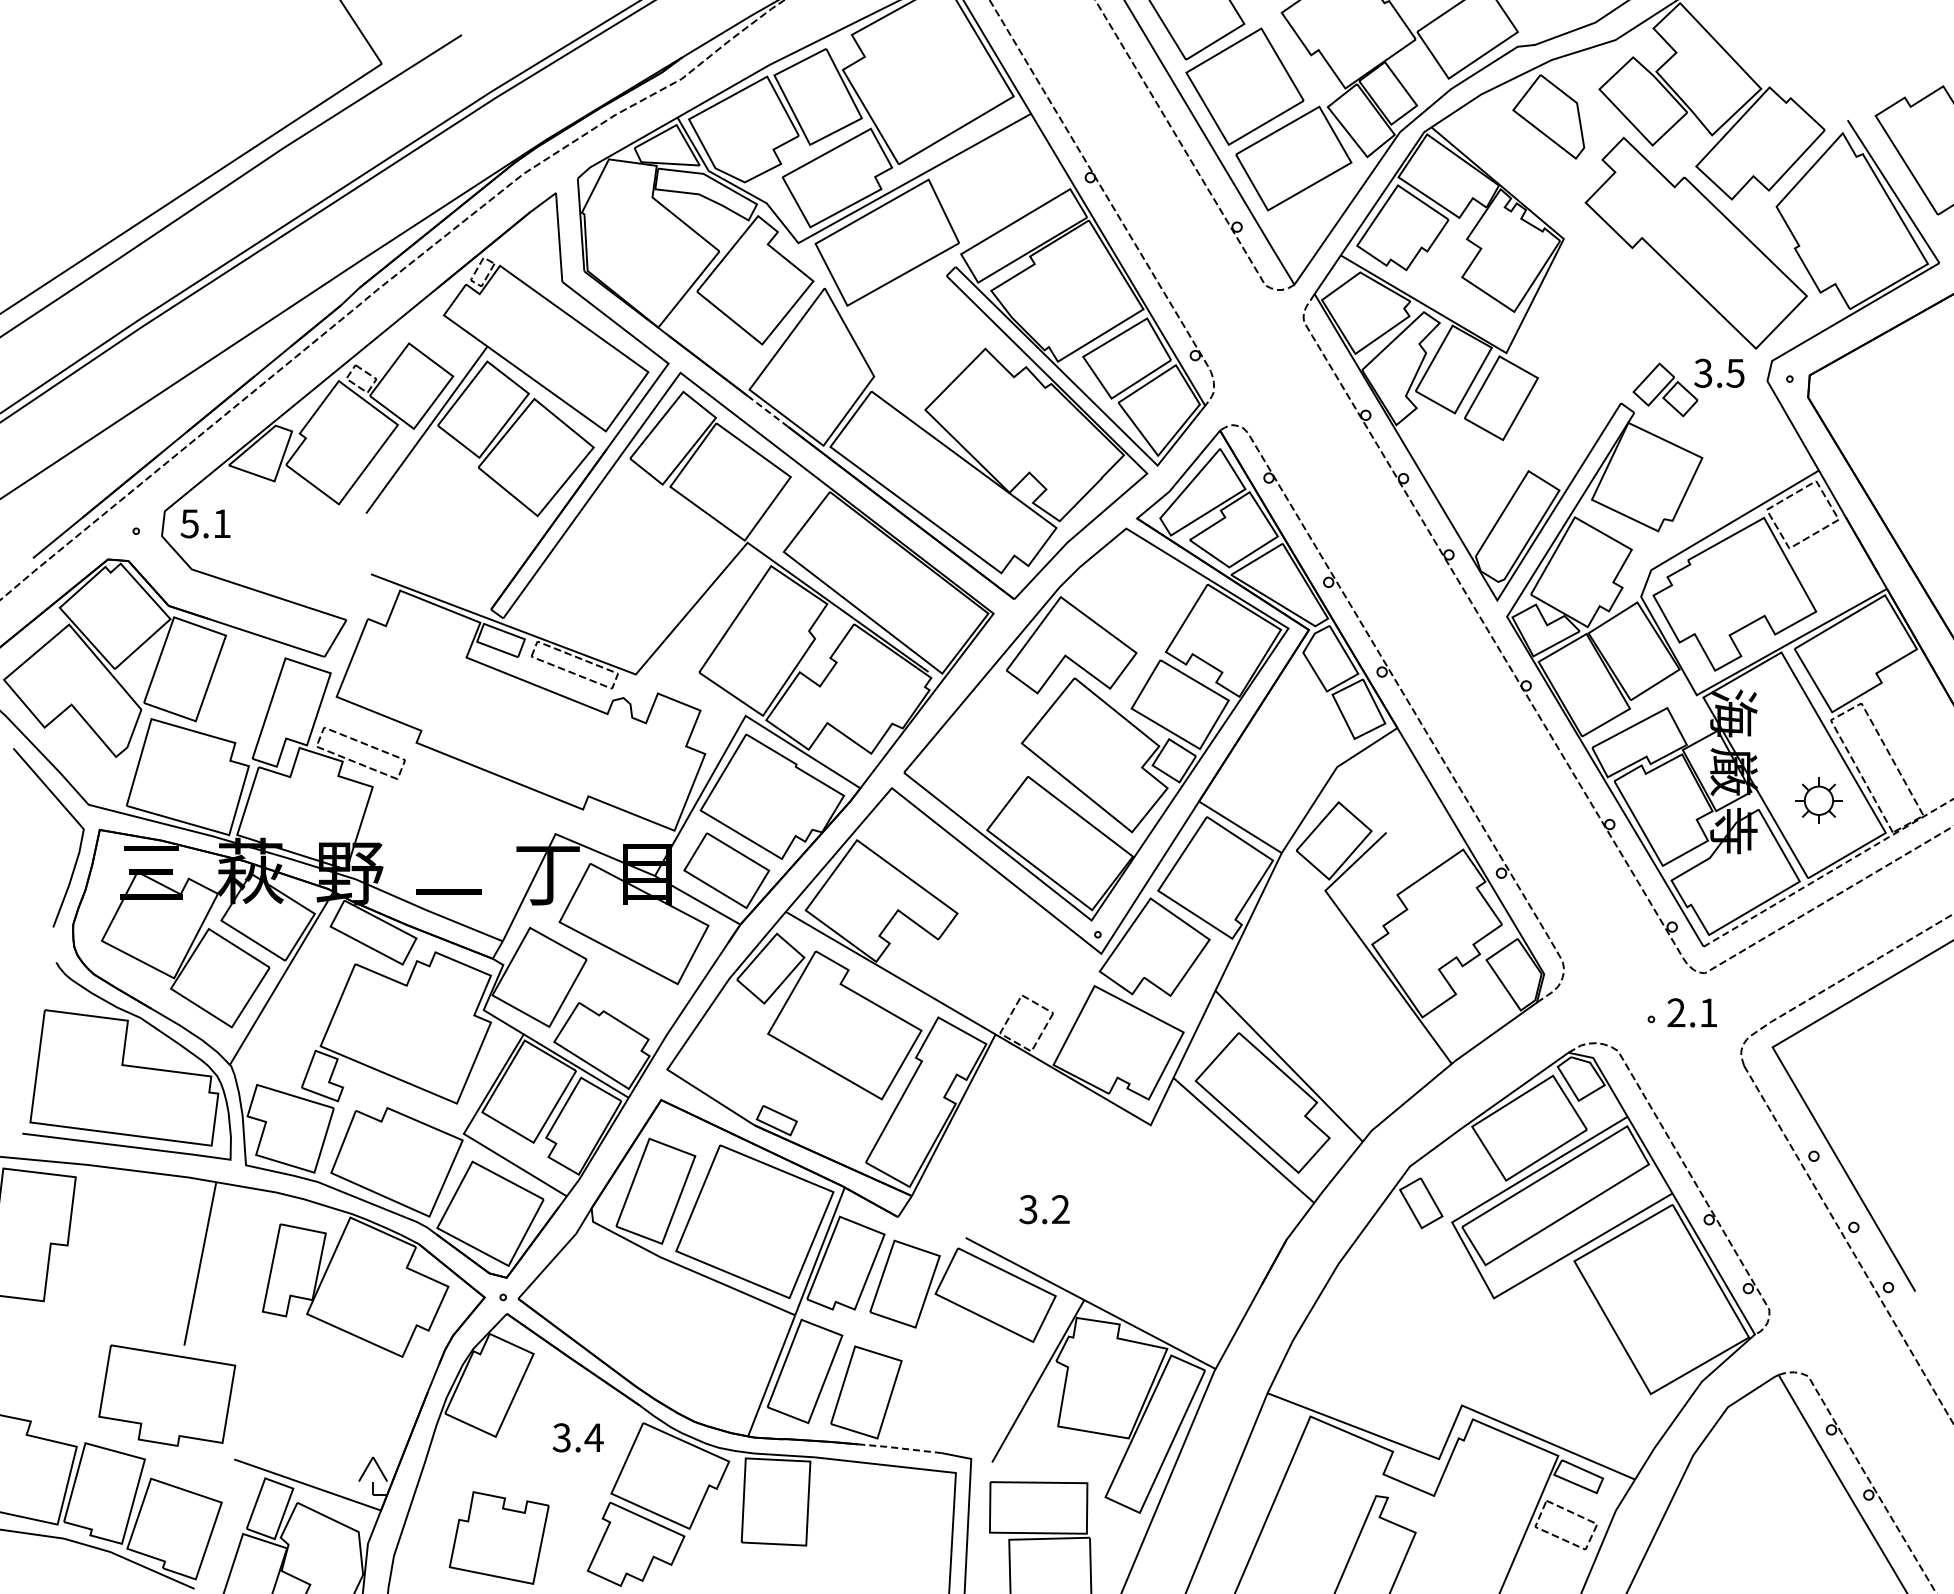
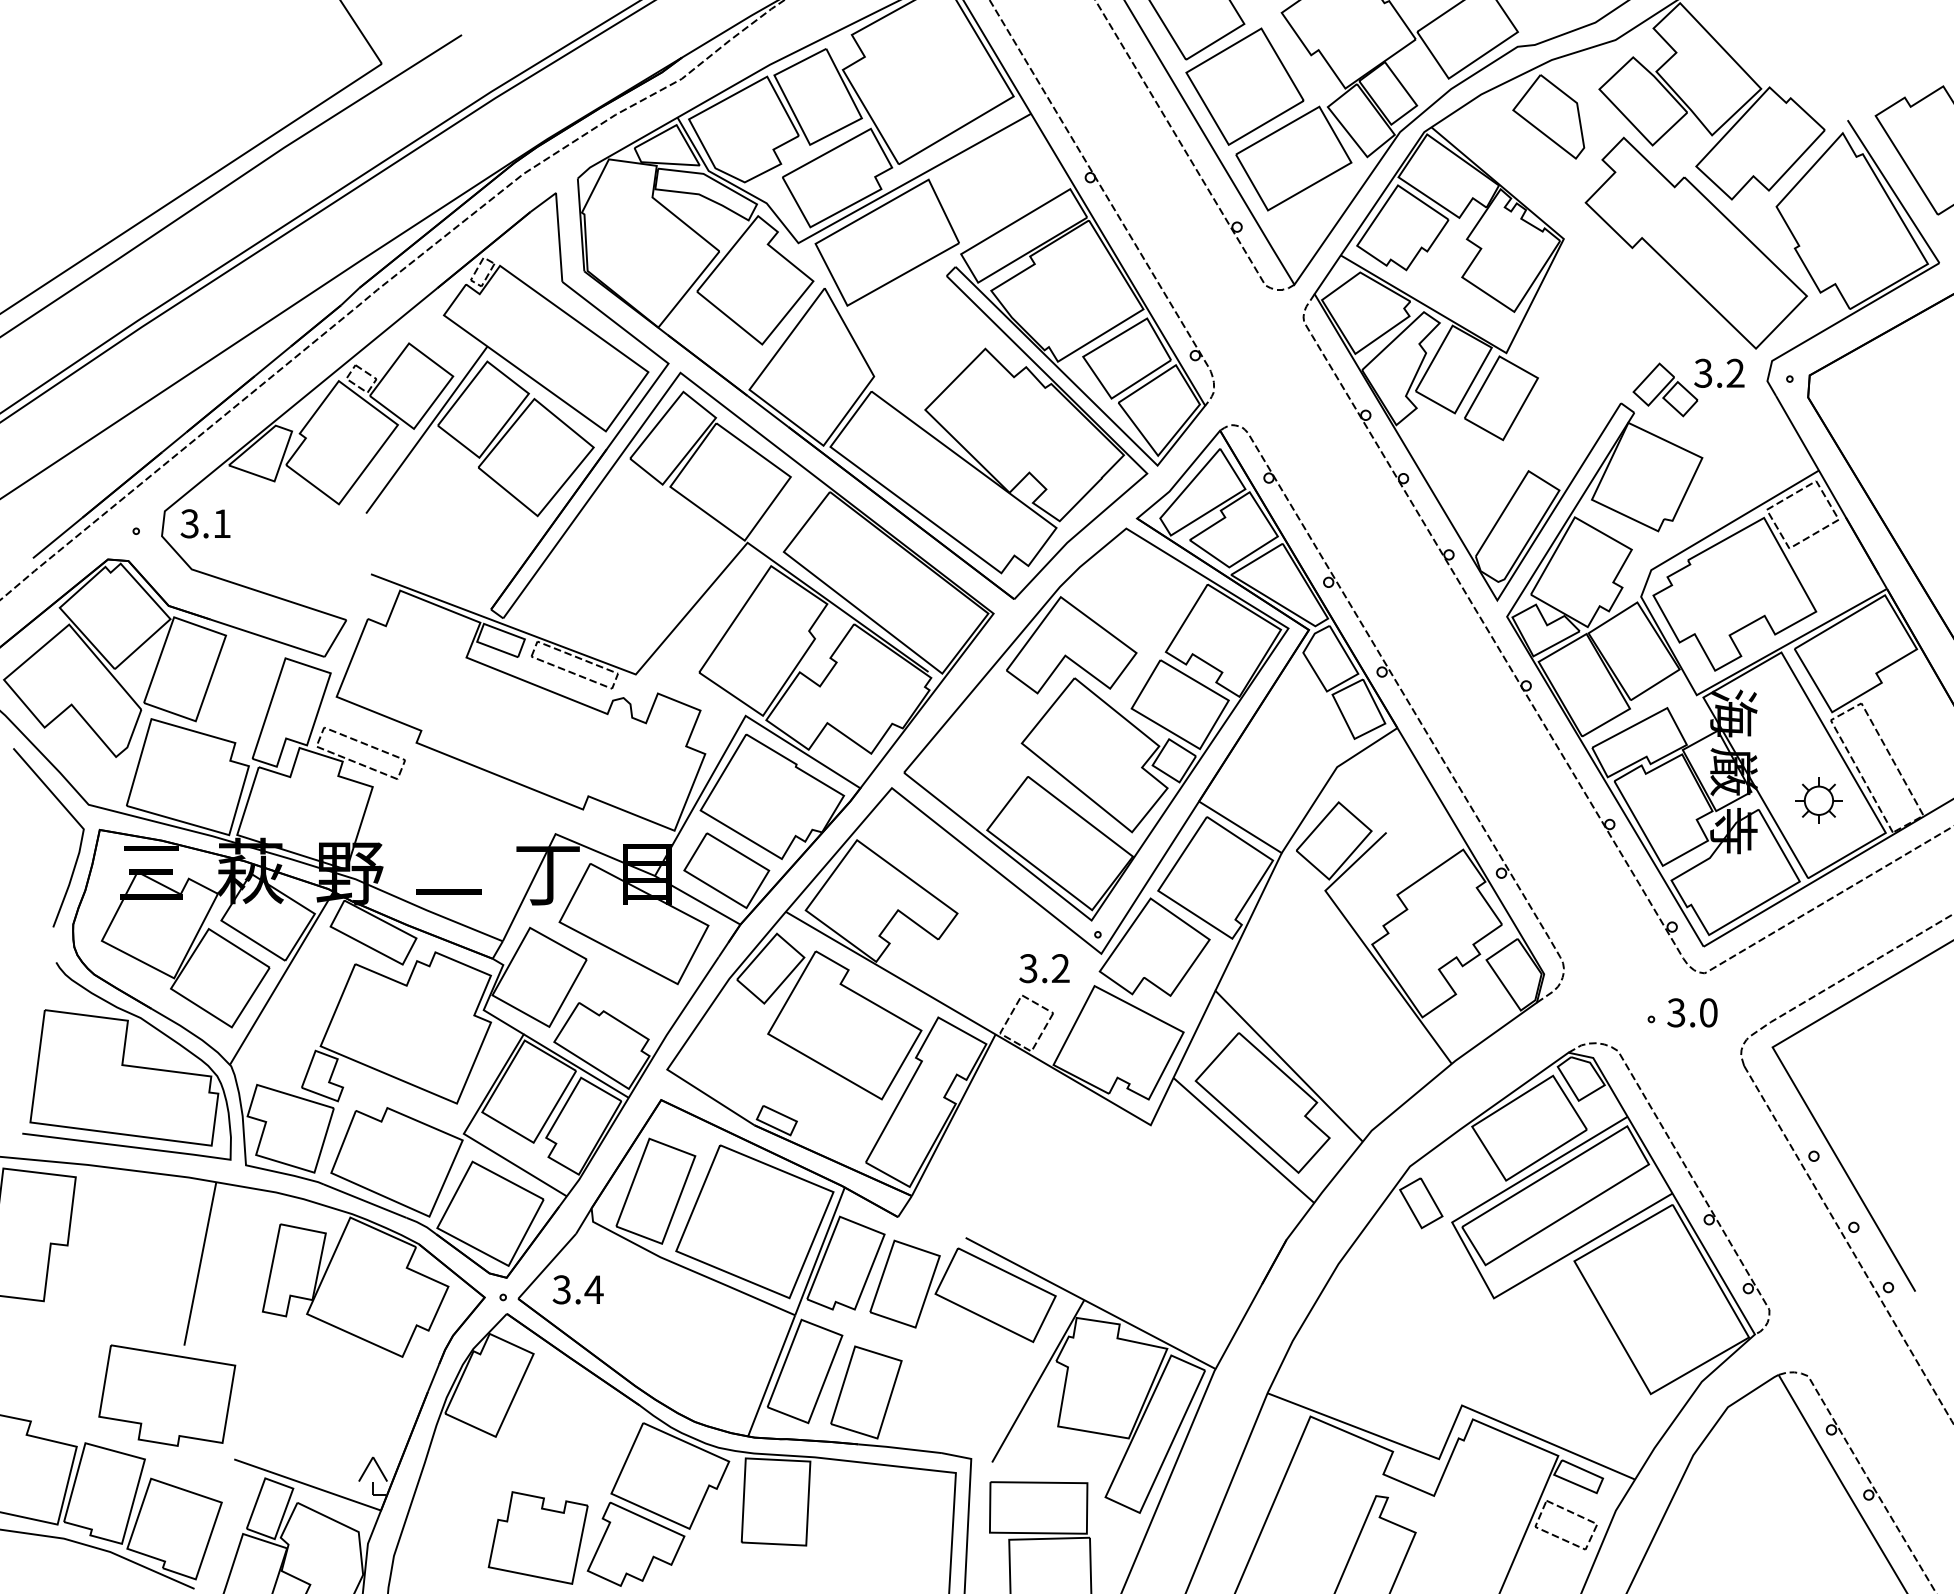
text: 3.5 -> 3.2 (1735, 372)
line: dashed -> solid (767, 411)
text: 5.1 -> 3.1 (189, 523)
line: dashed -> solid (1829, 872)
text: 2.1 -> 3.0 (1692, 1012)
text position: (1044, 1209) -> (1044, 968) (1044, 968)
text position: (577, 1437) -> (577, 1289) (577, 1289)
line: dashed -> solid (899, 1448)
part position: (498, 1537) -> (537, 1537) (537, 1537)
